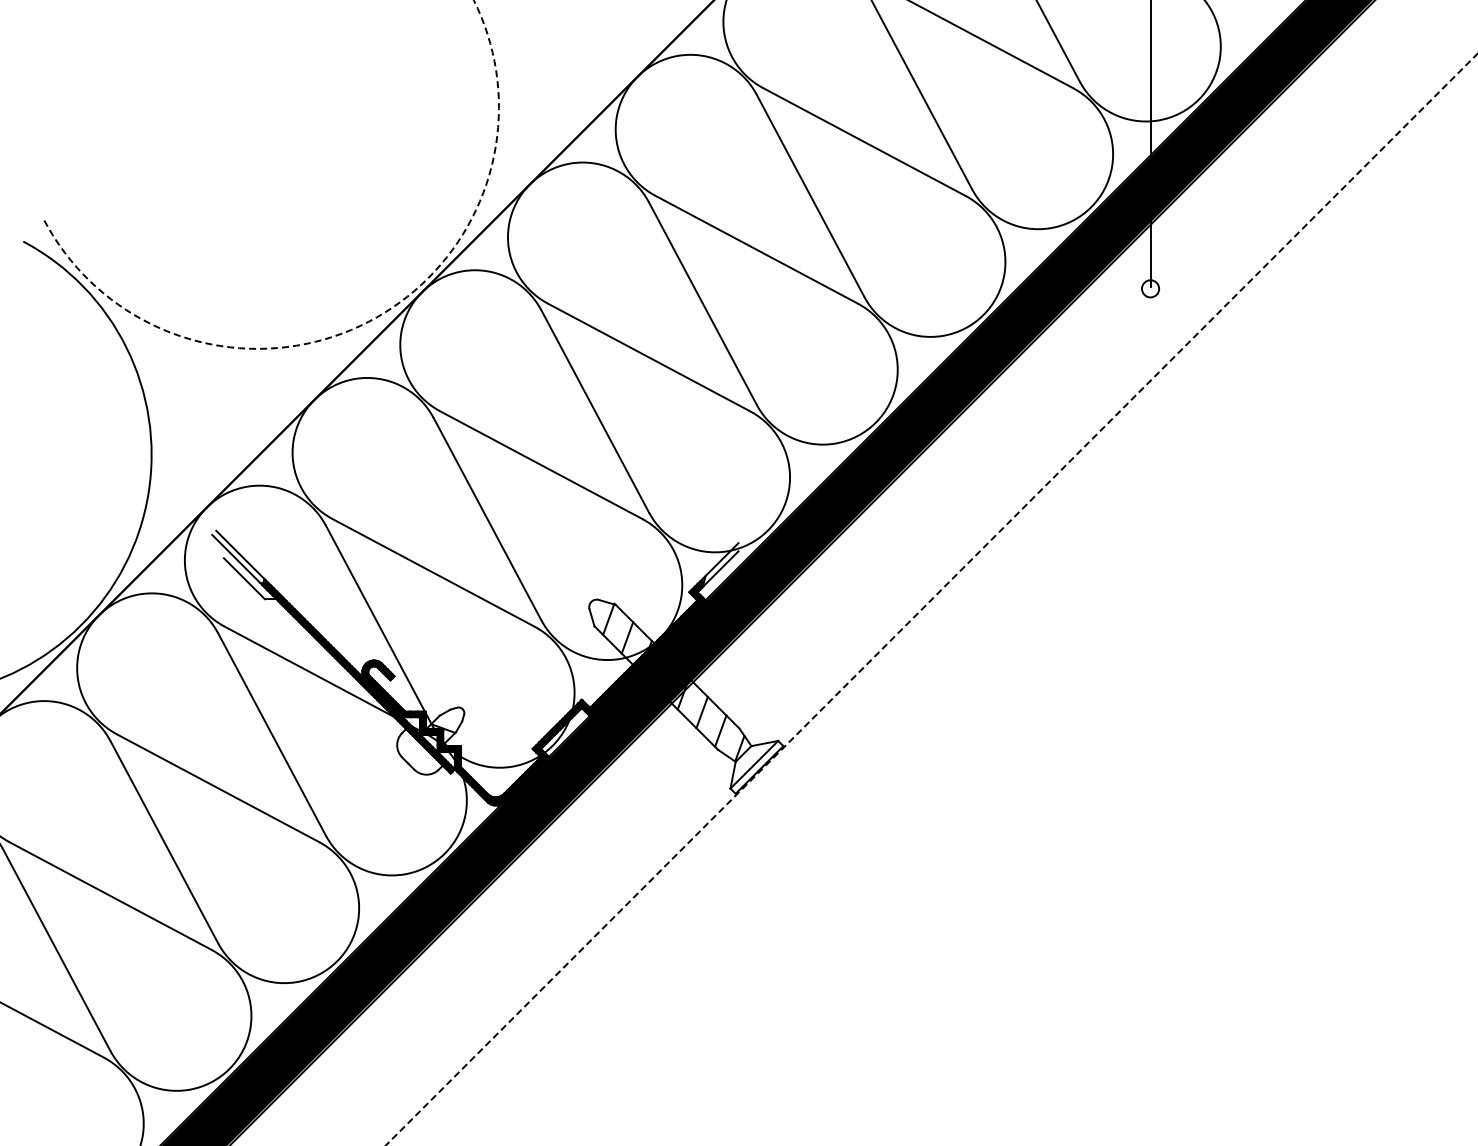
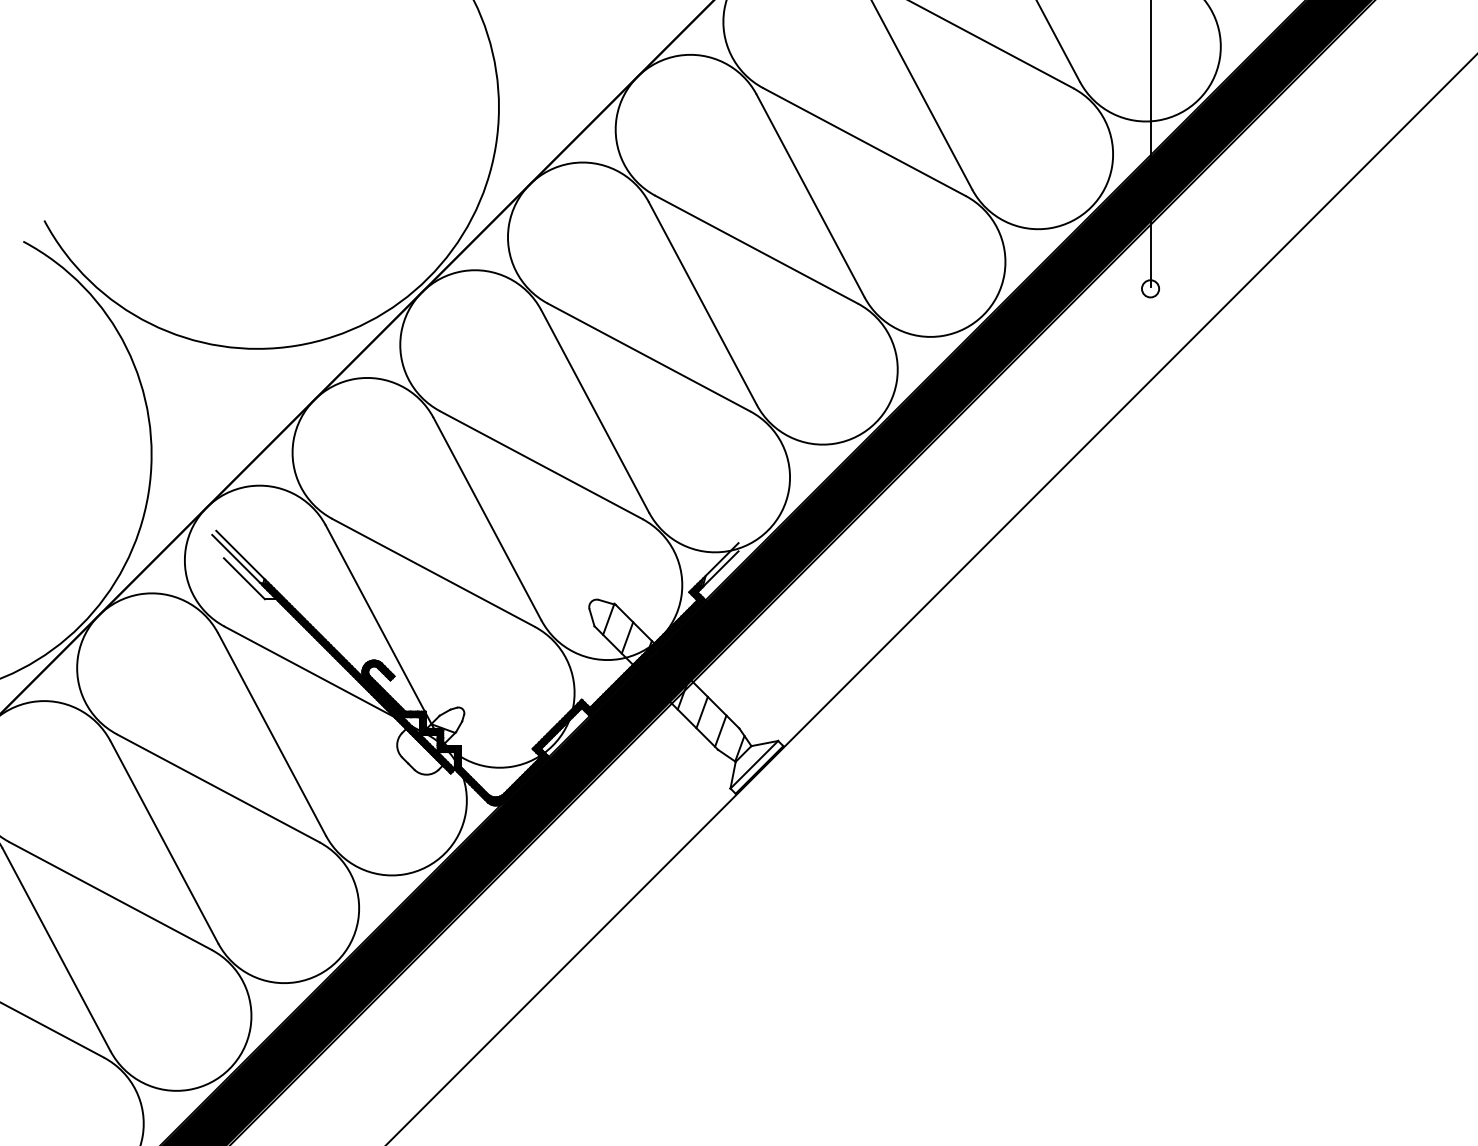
arc: dashed -> solid (368, 321)
line: dashed -> solid (931, 599)
